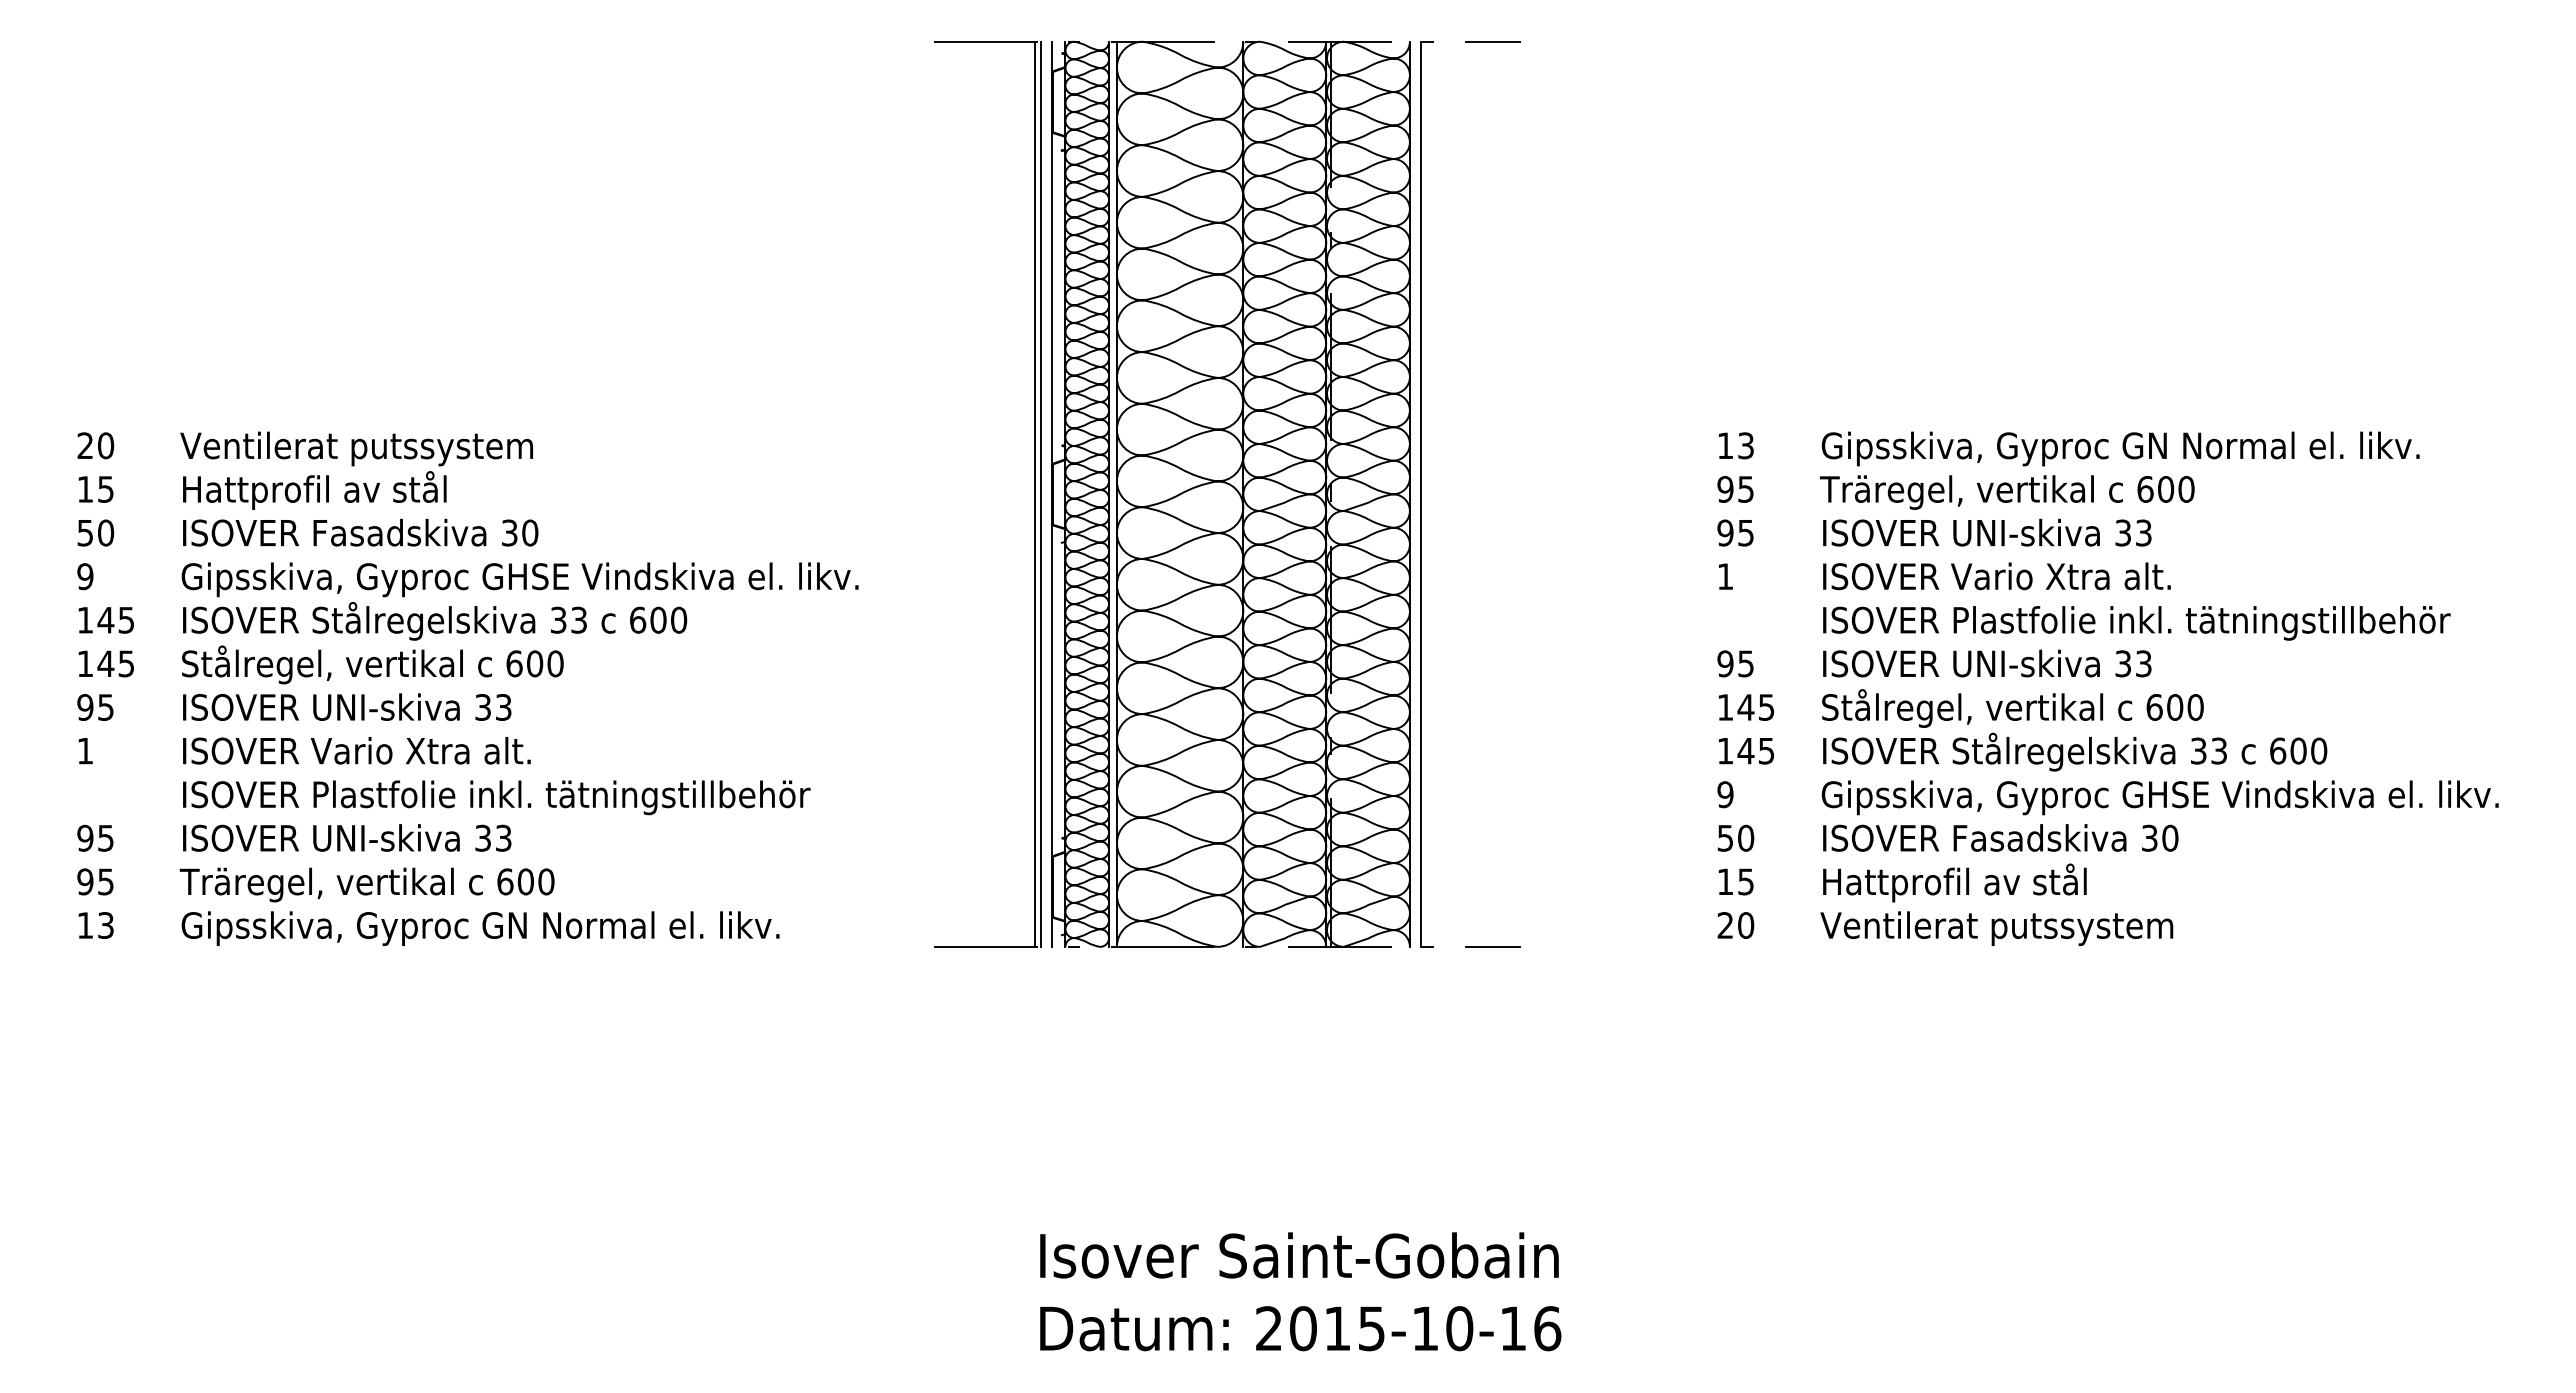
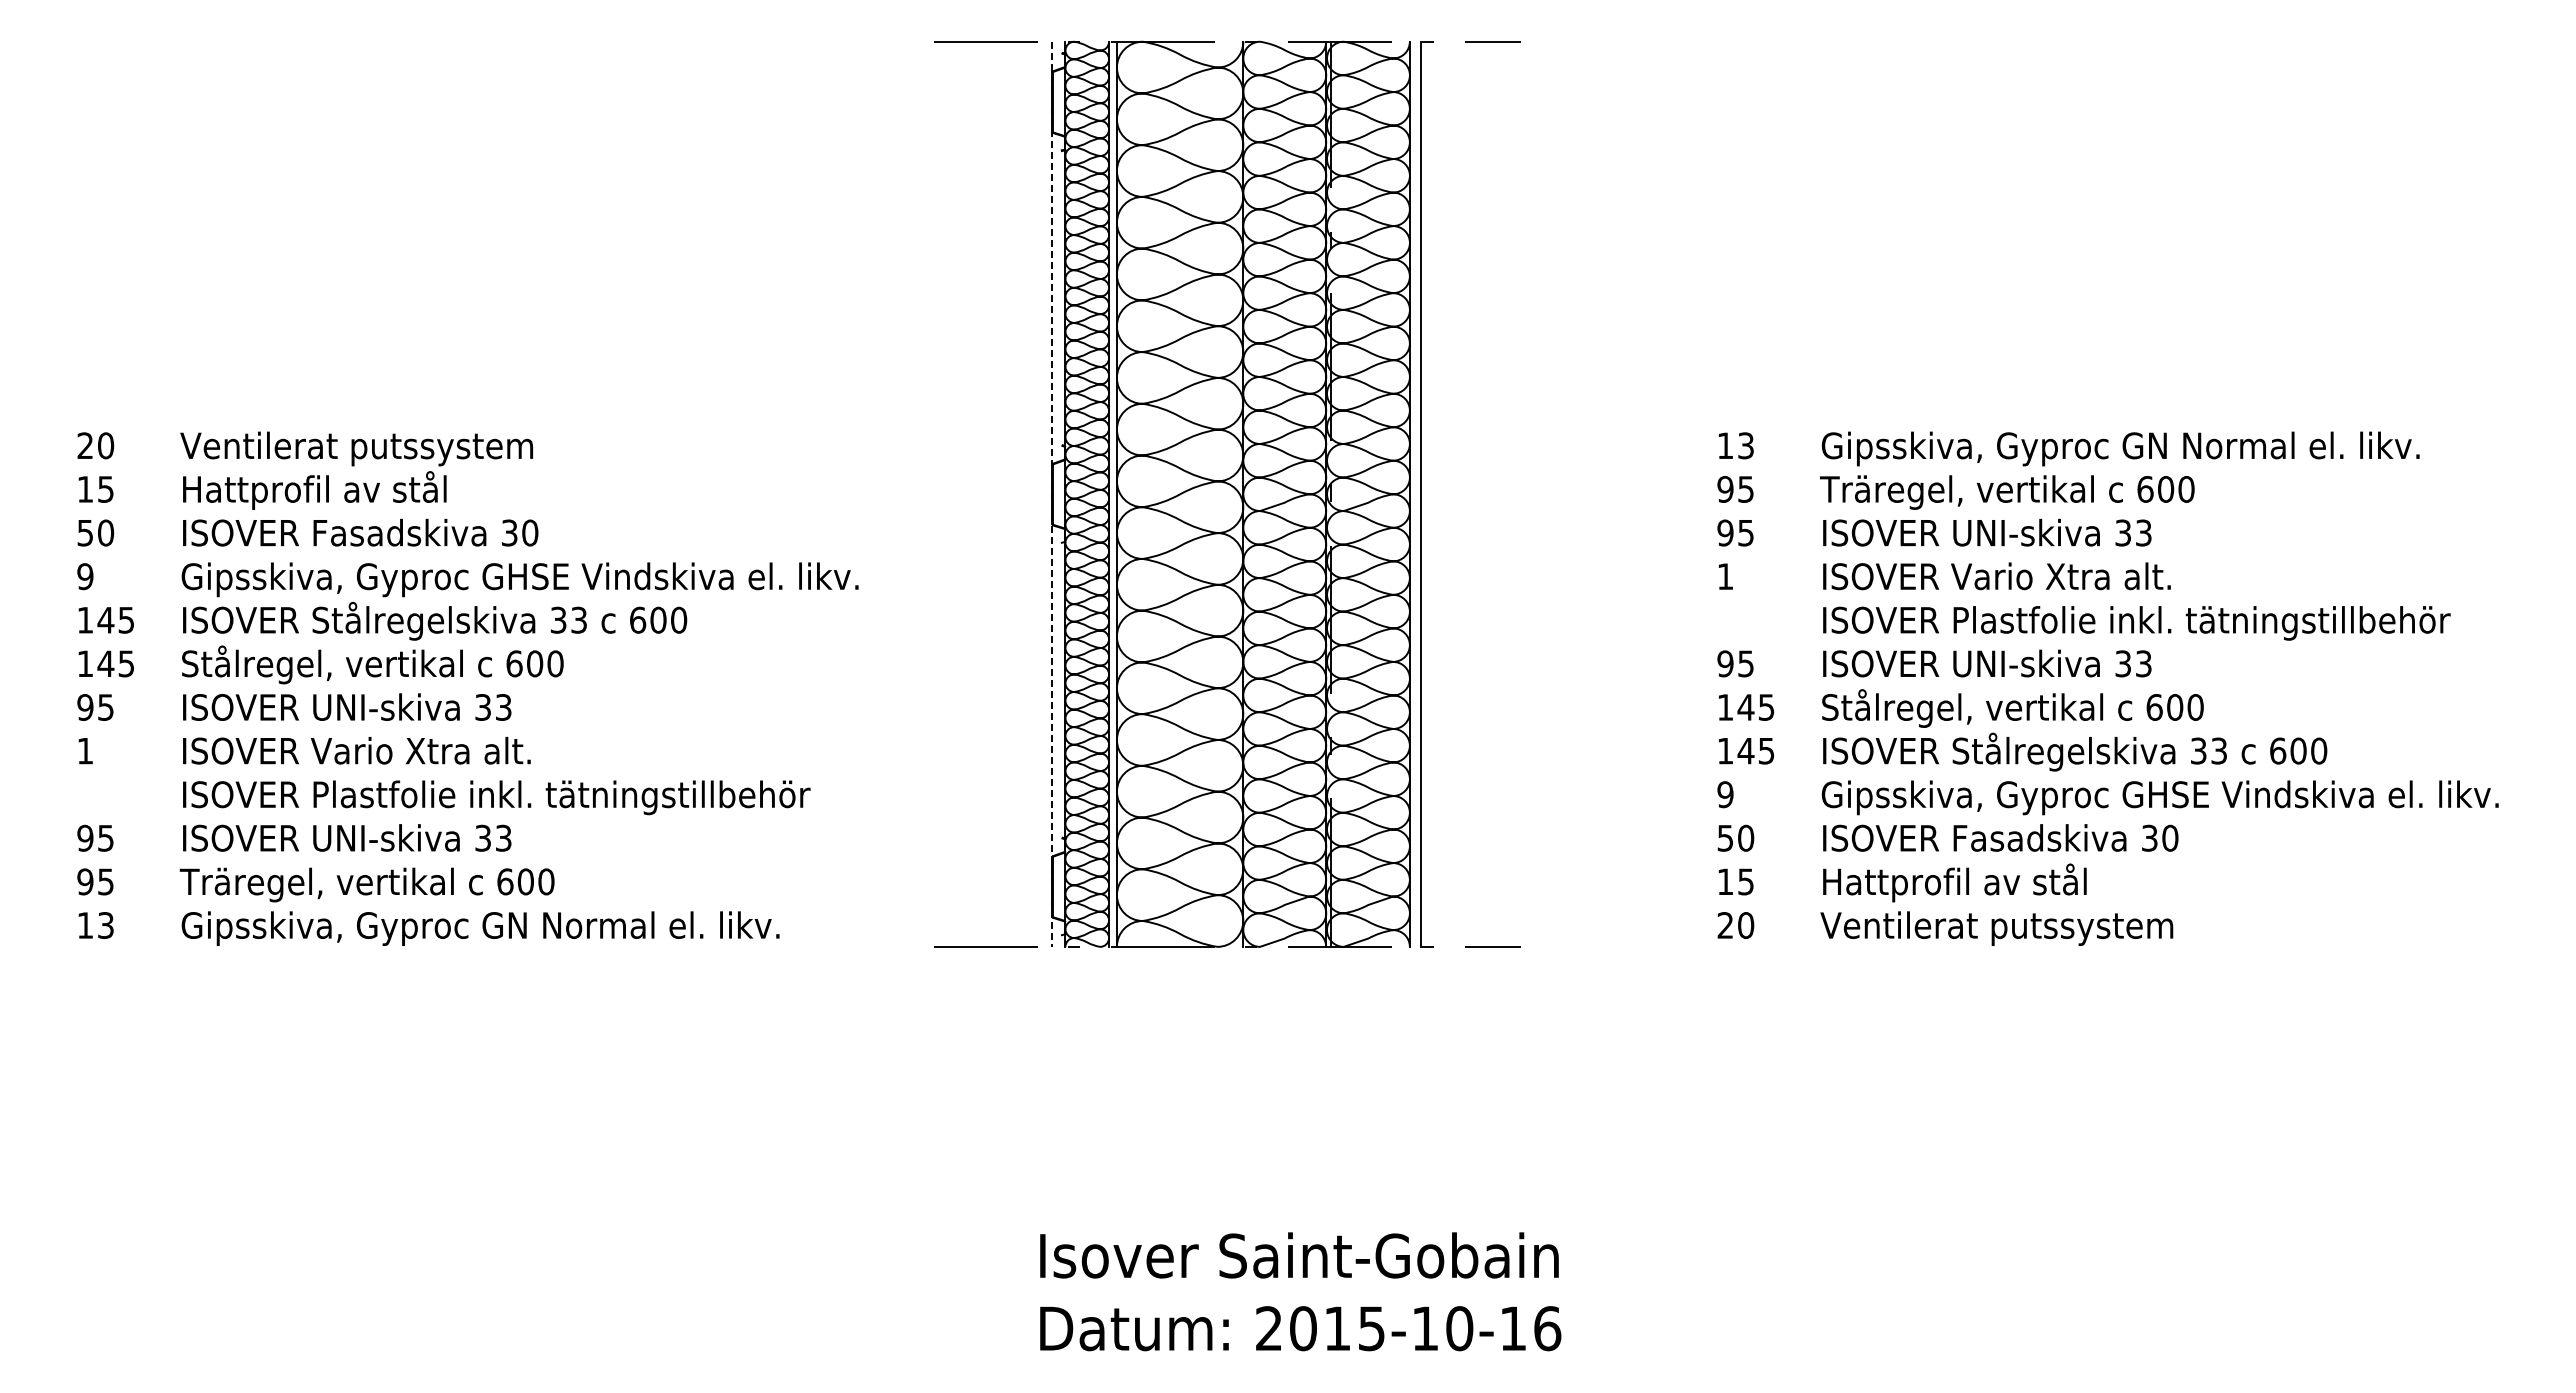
line: present -> none (1034, 494)
line: present -> none (1041, 494)
line: solid -> dashed (1052, 494)
